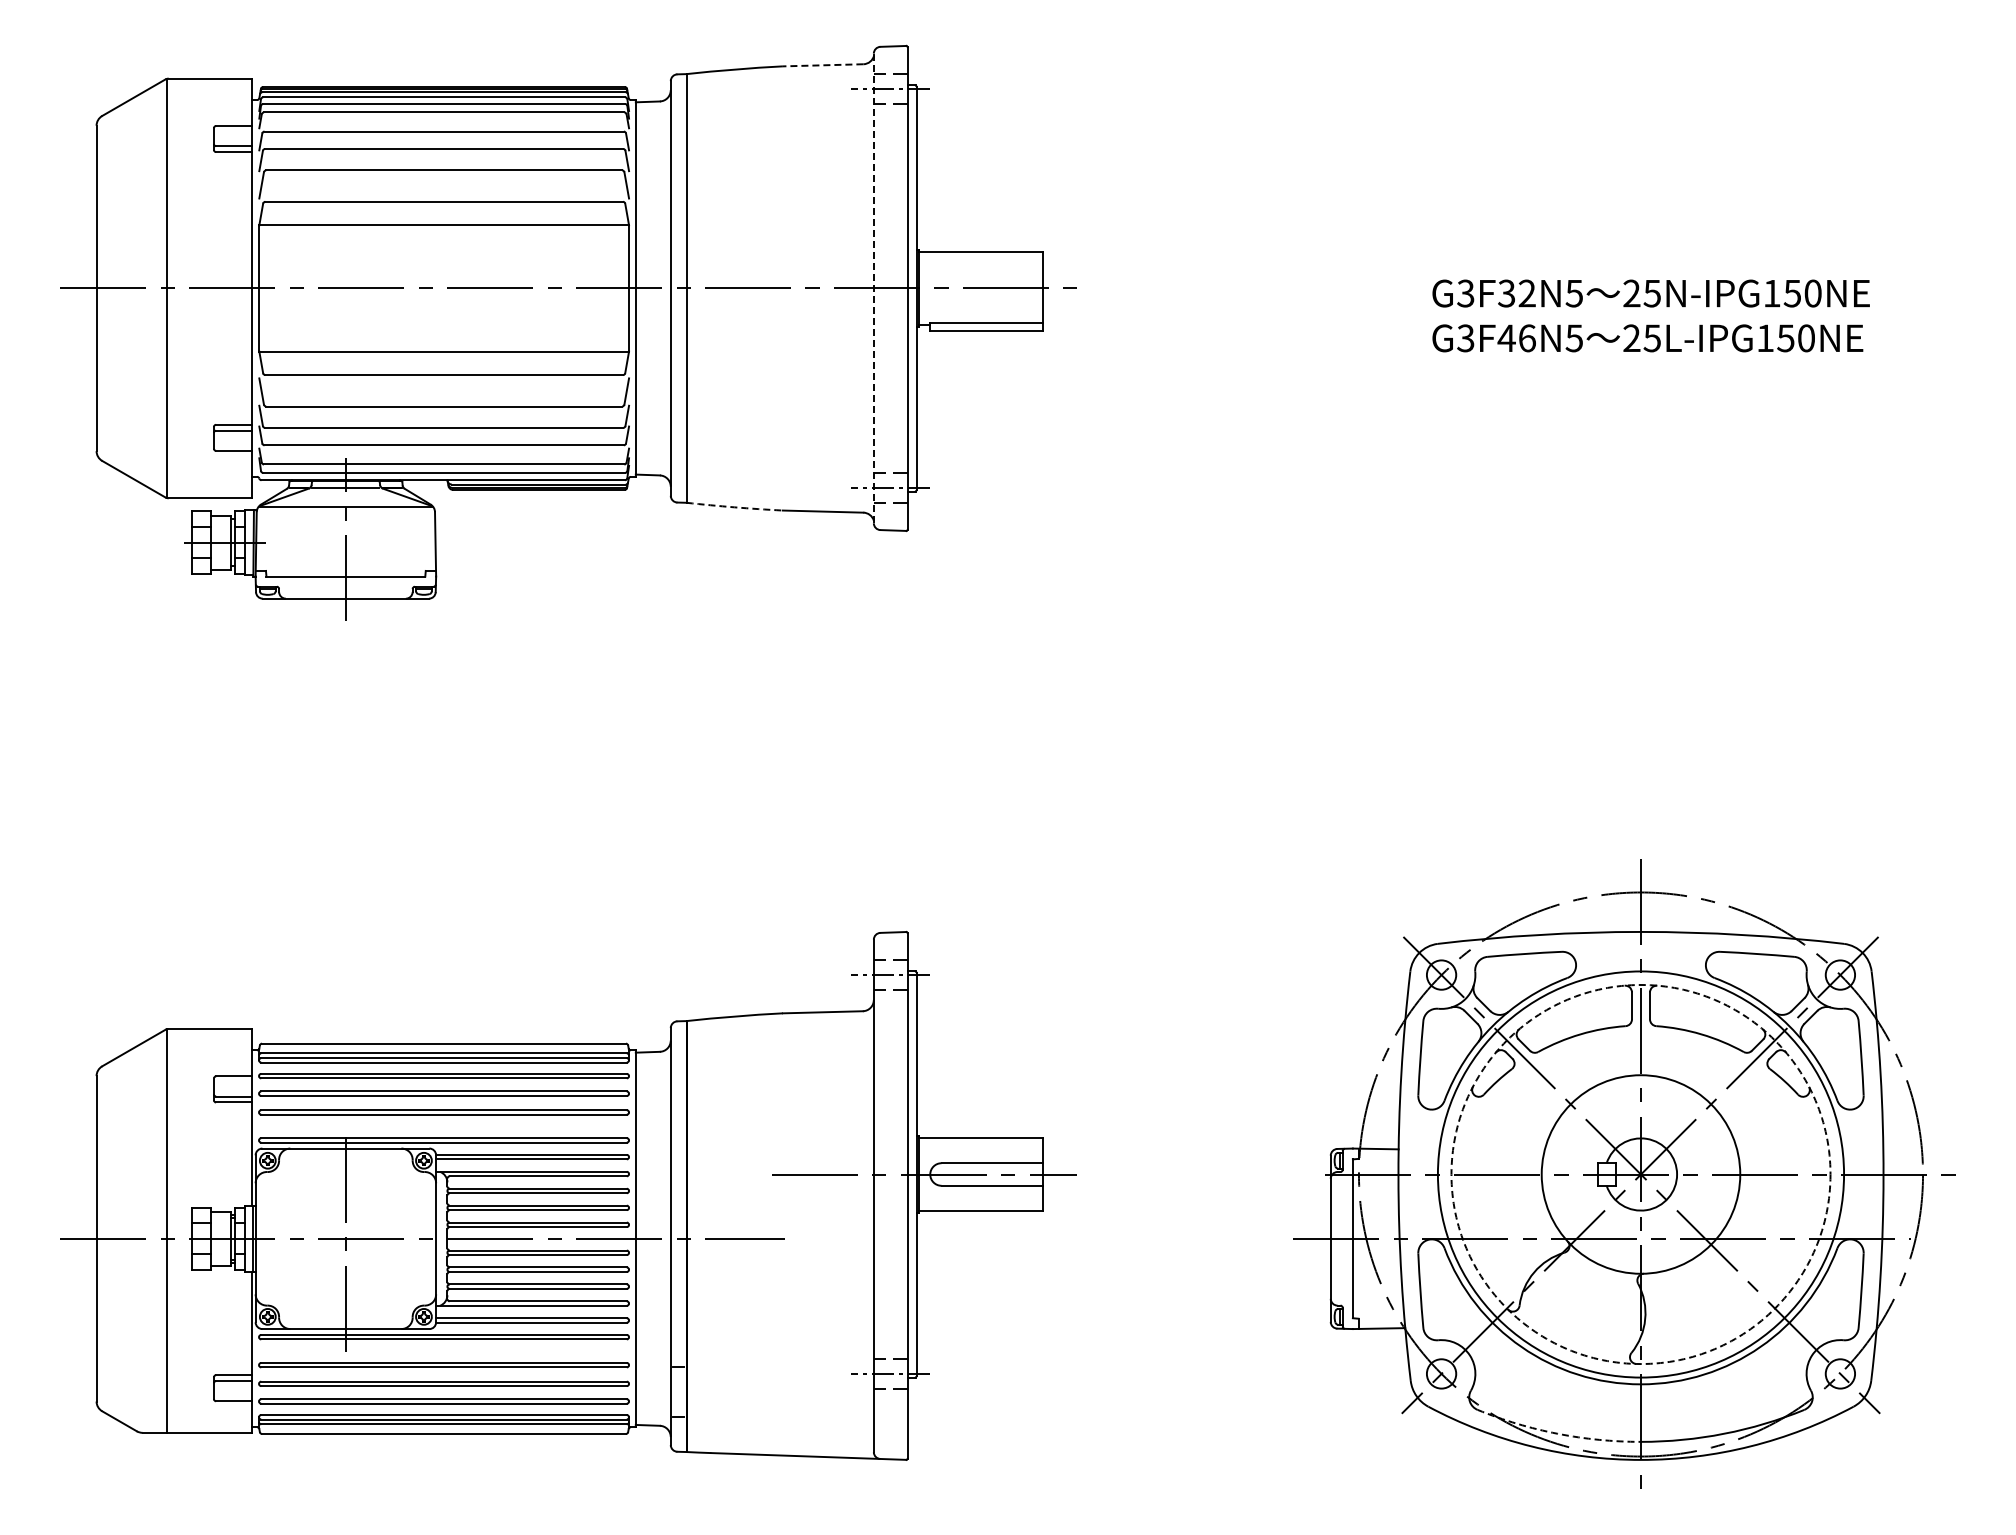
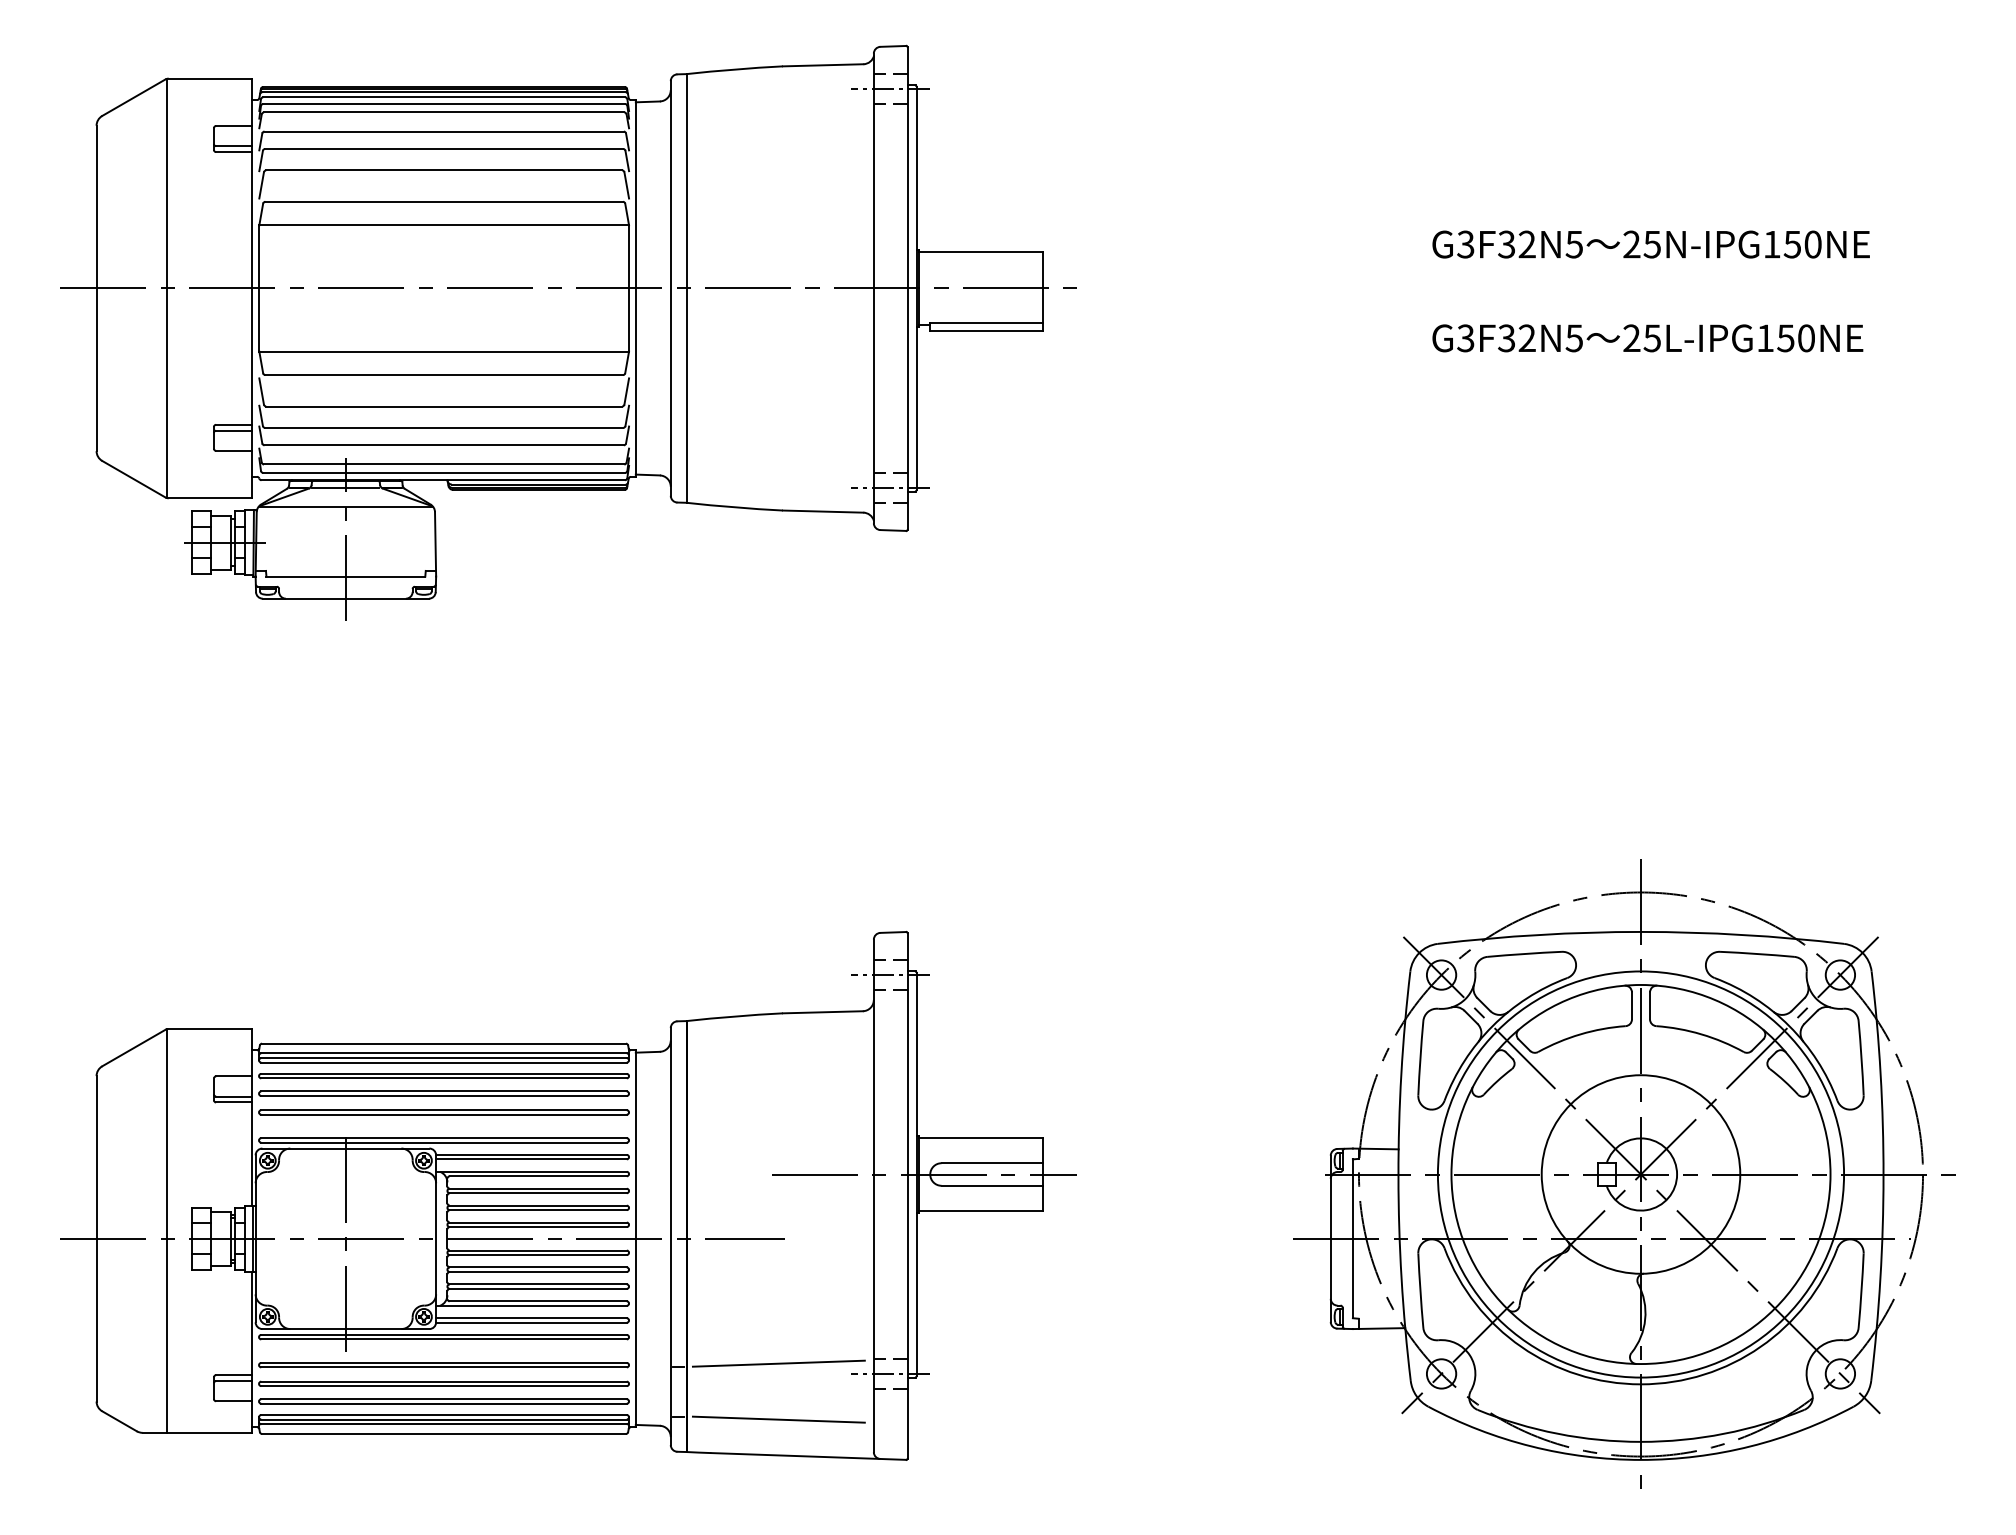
line: dashed -> solid (822, 65)
line: dashed -> solid (873, 288)
text position: (1650, 293) -> (1650, 244) (1650, 244)
text: G3F46N5 -> G3F32N5 (1516, 338)
arc: dashed -> solid (734, 507)
circle: dashed -> solid (1640, 1174)
line: none -> present (778, 1363)
line: none -> present (778, 1419)
arc: dashed -> solid (1557, 1433)
